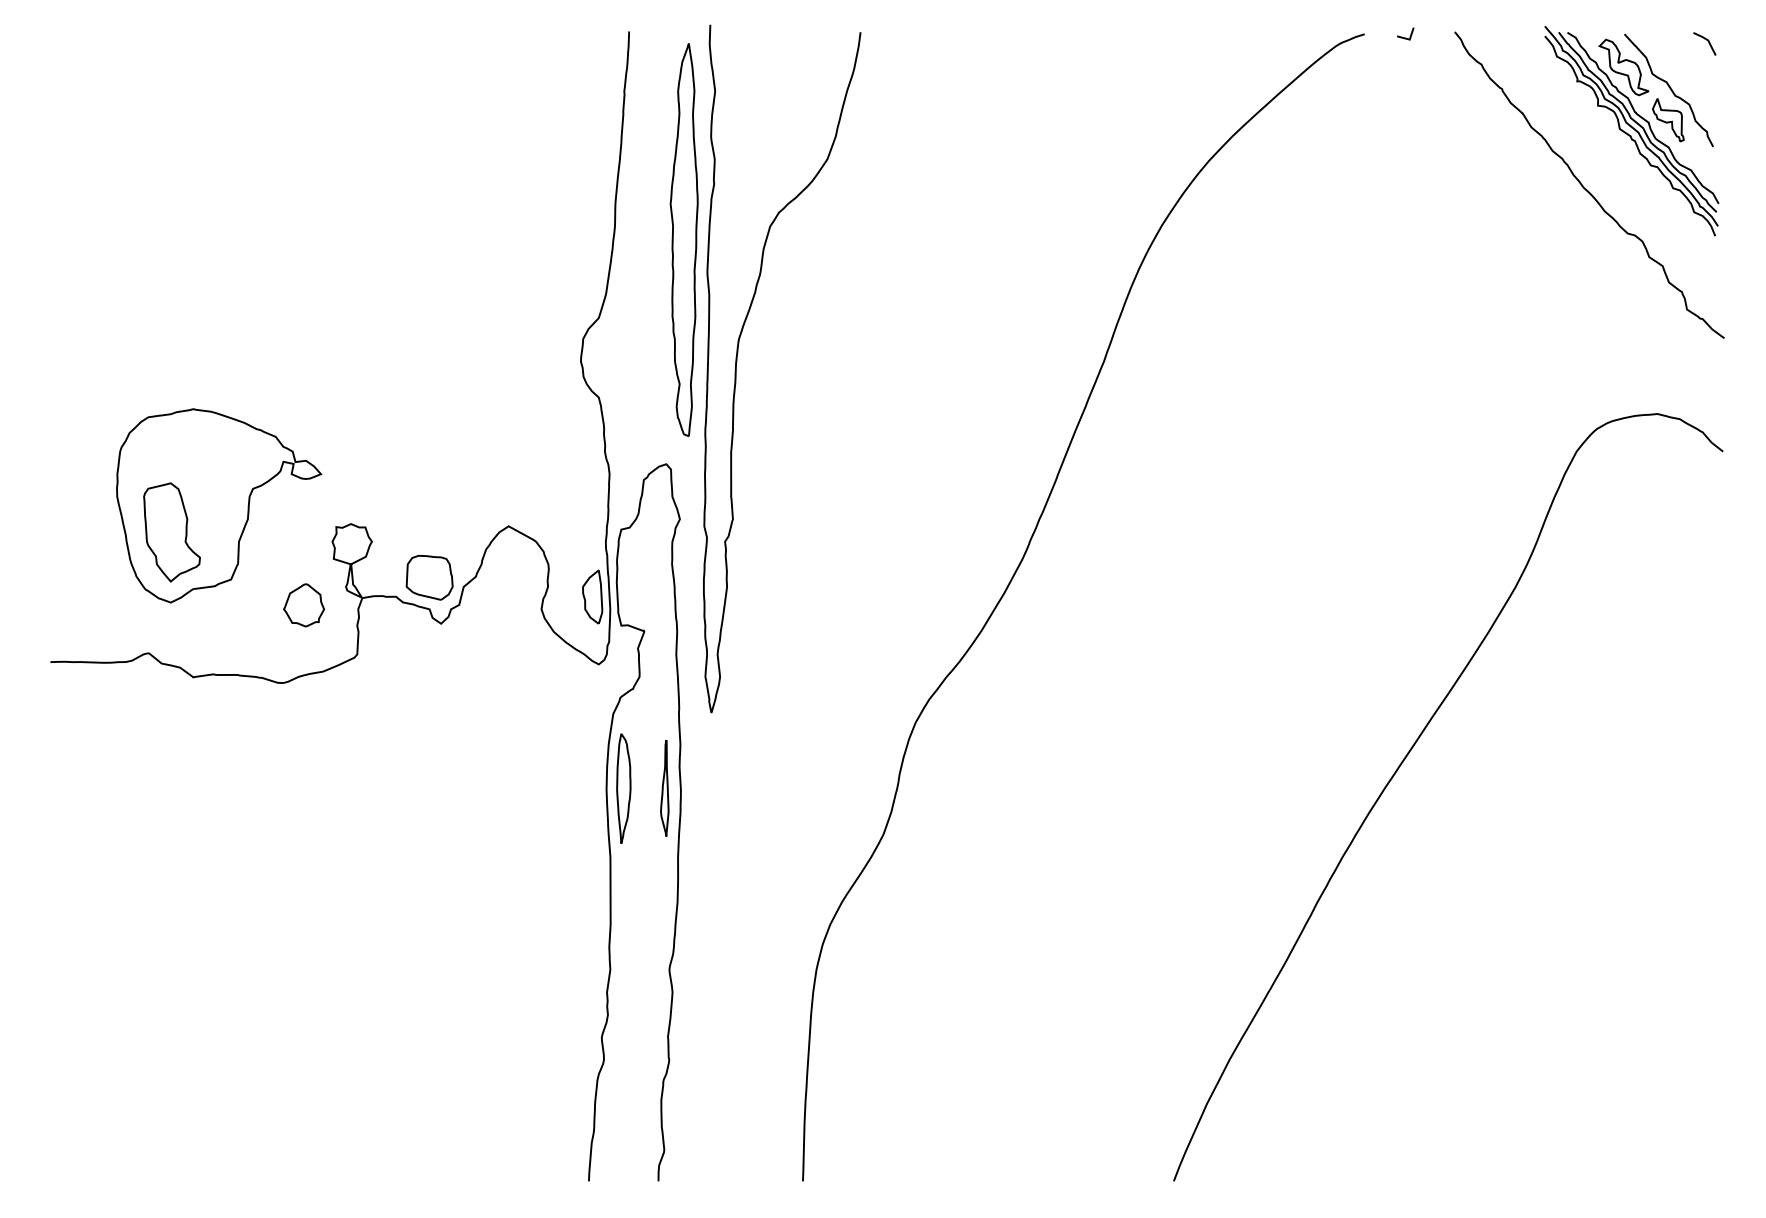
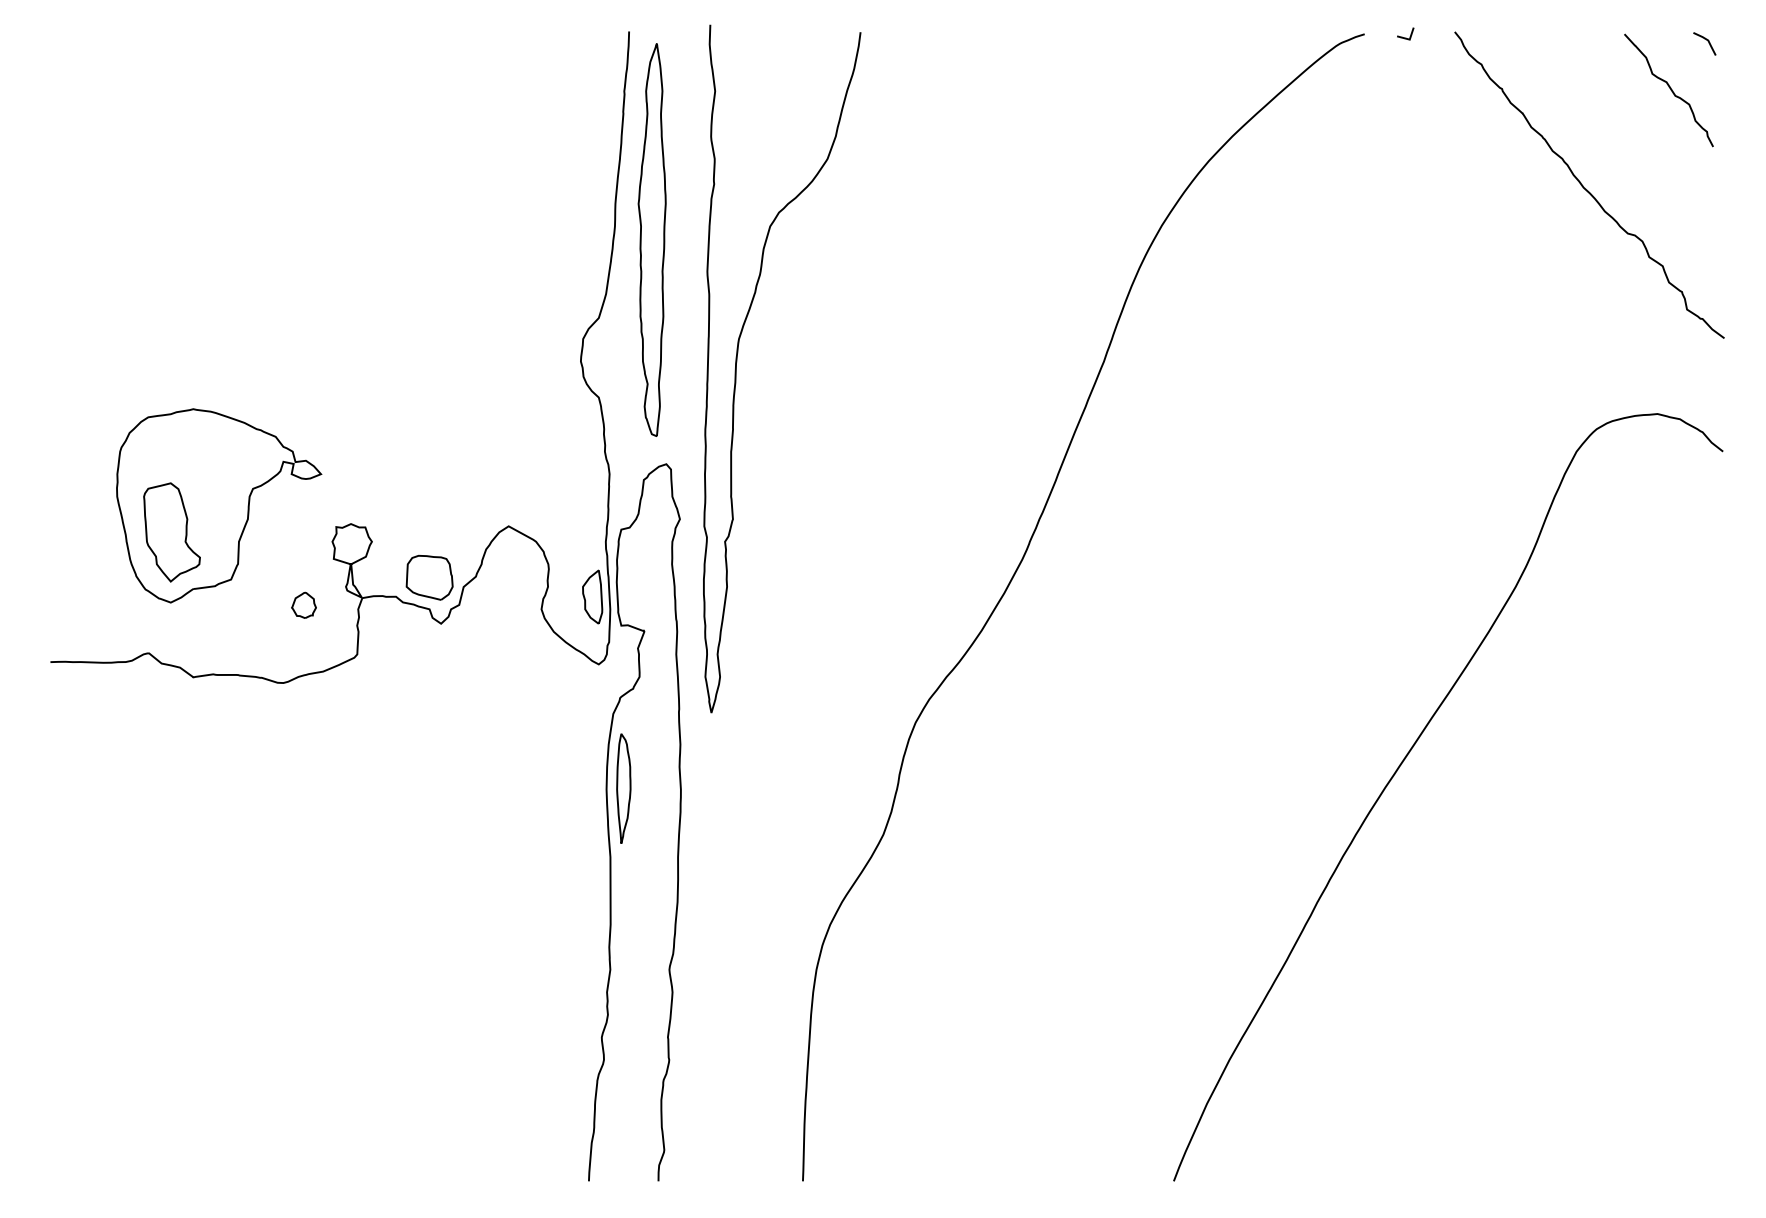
part: present -> none (1631, 131)
part position: (683, 239) -> (651, 239) (651, 239)
part size: 42x45 px -> 26x28 px (303, 604)
part: present -> none (664, 788)
